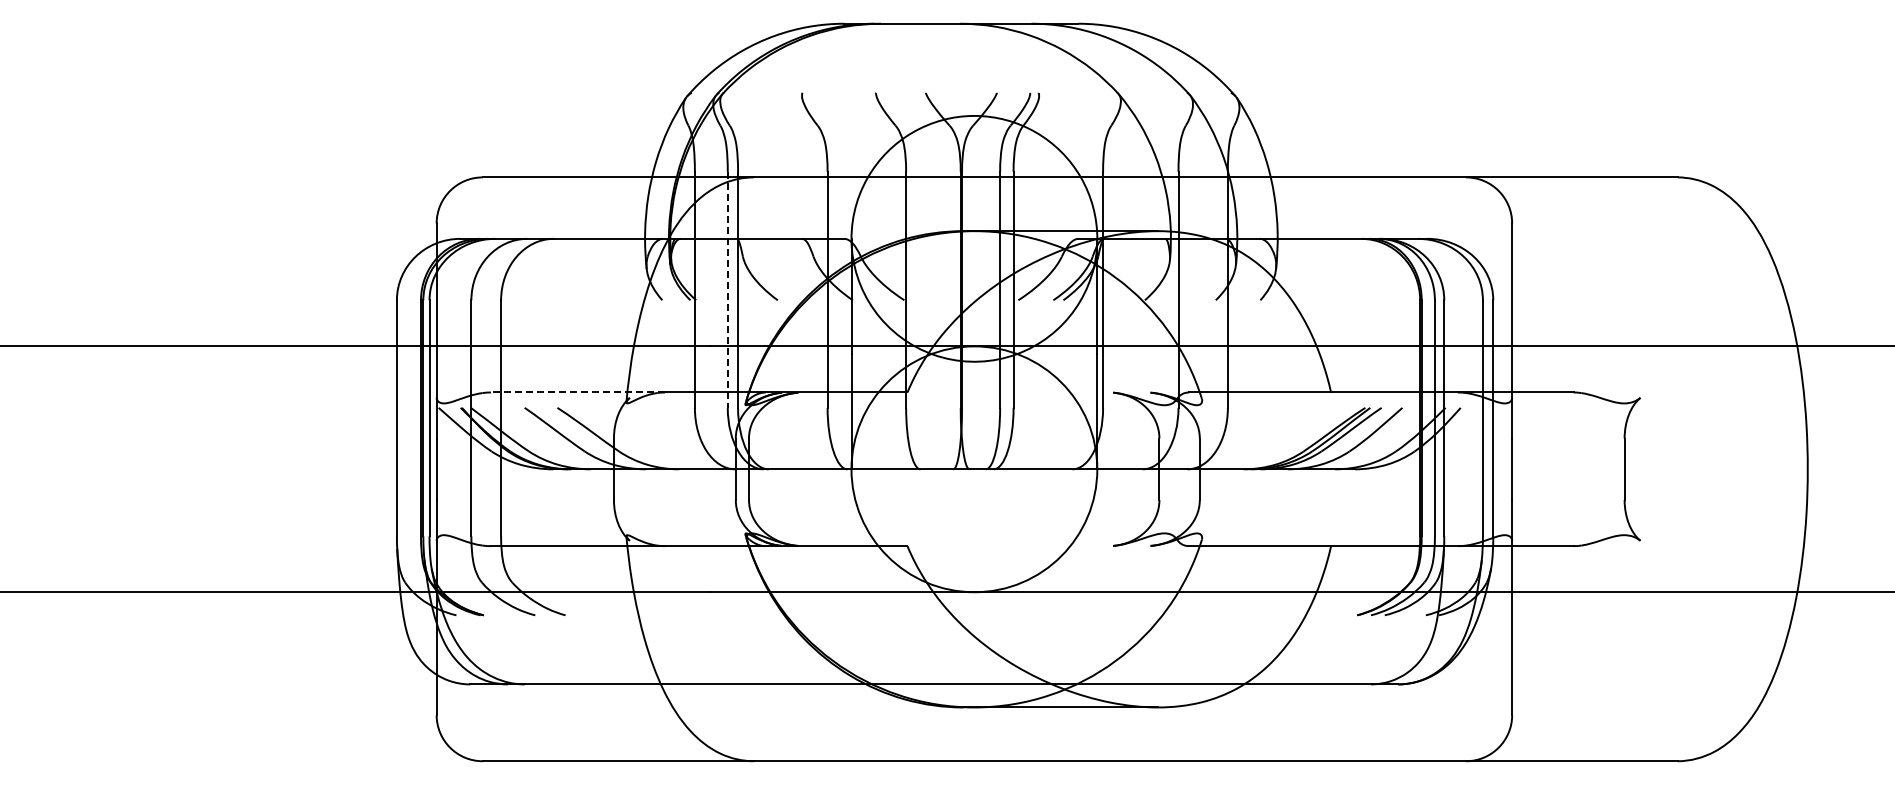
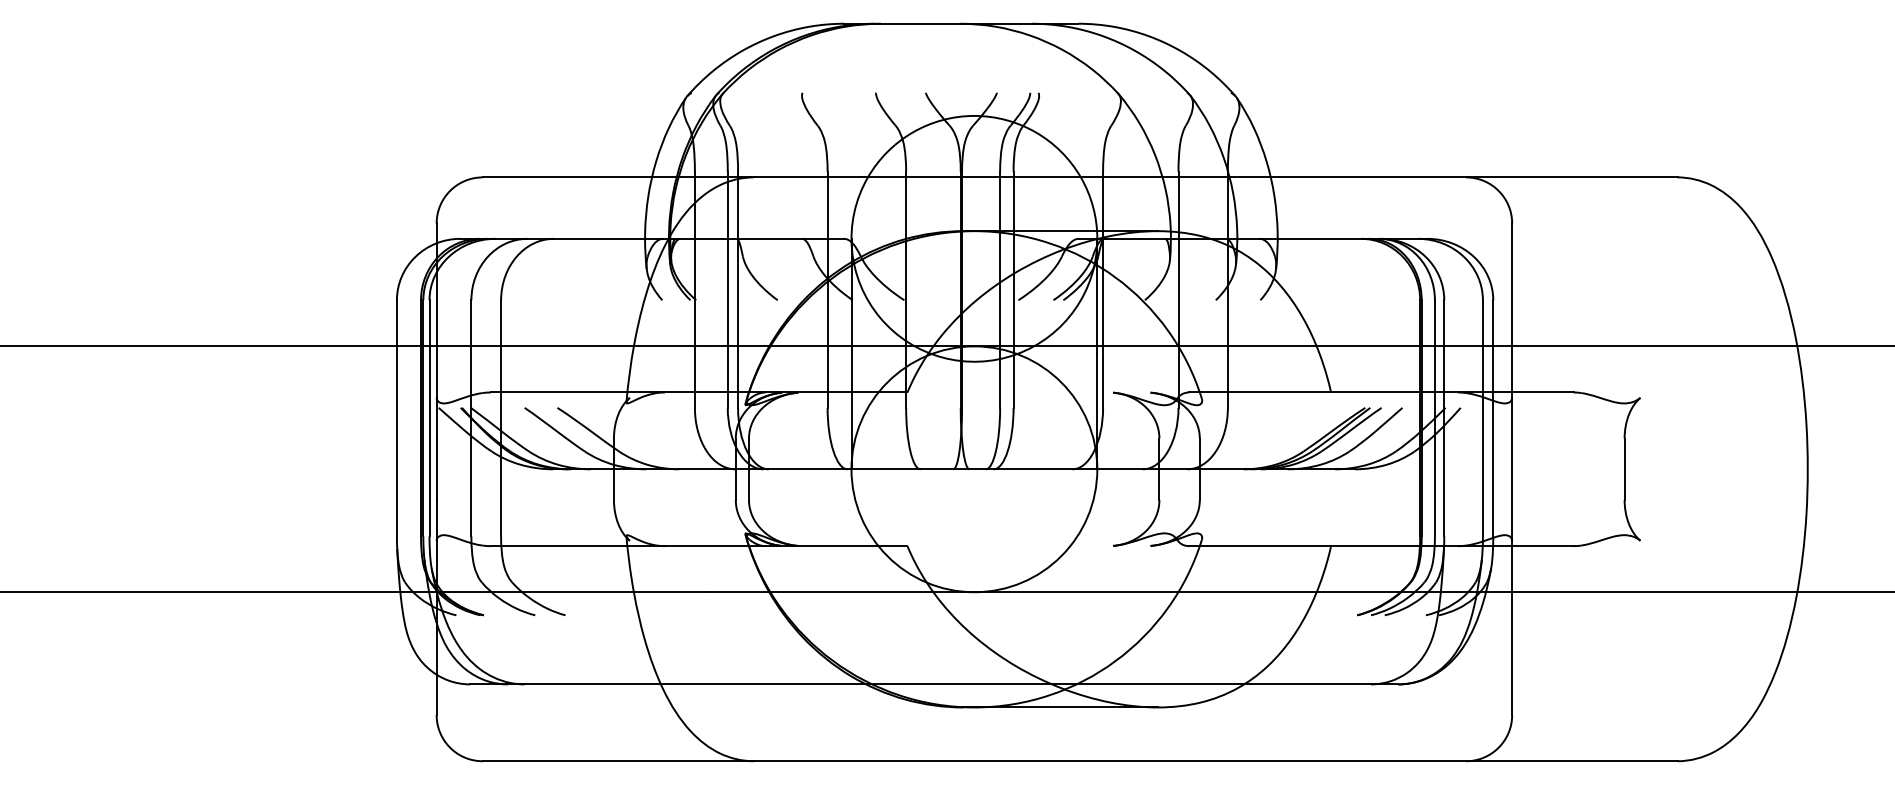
line: dashed -> solid (727, 289)
line: dashed -> solid (577, 392)
